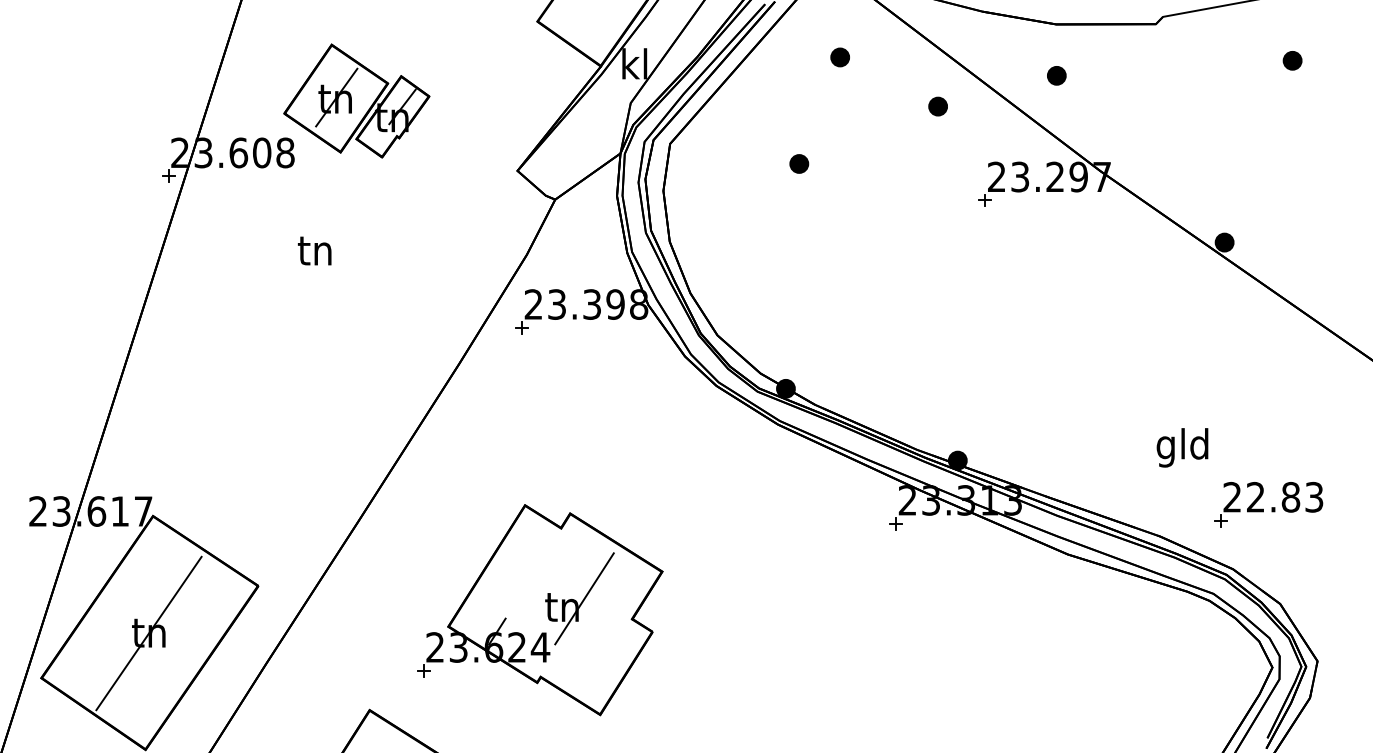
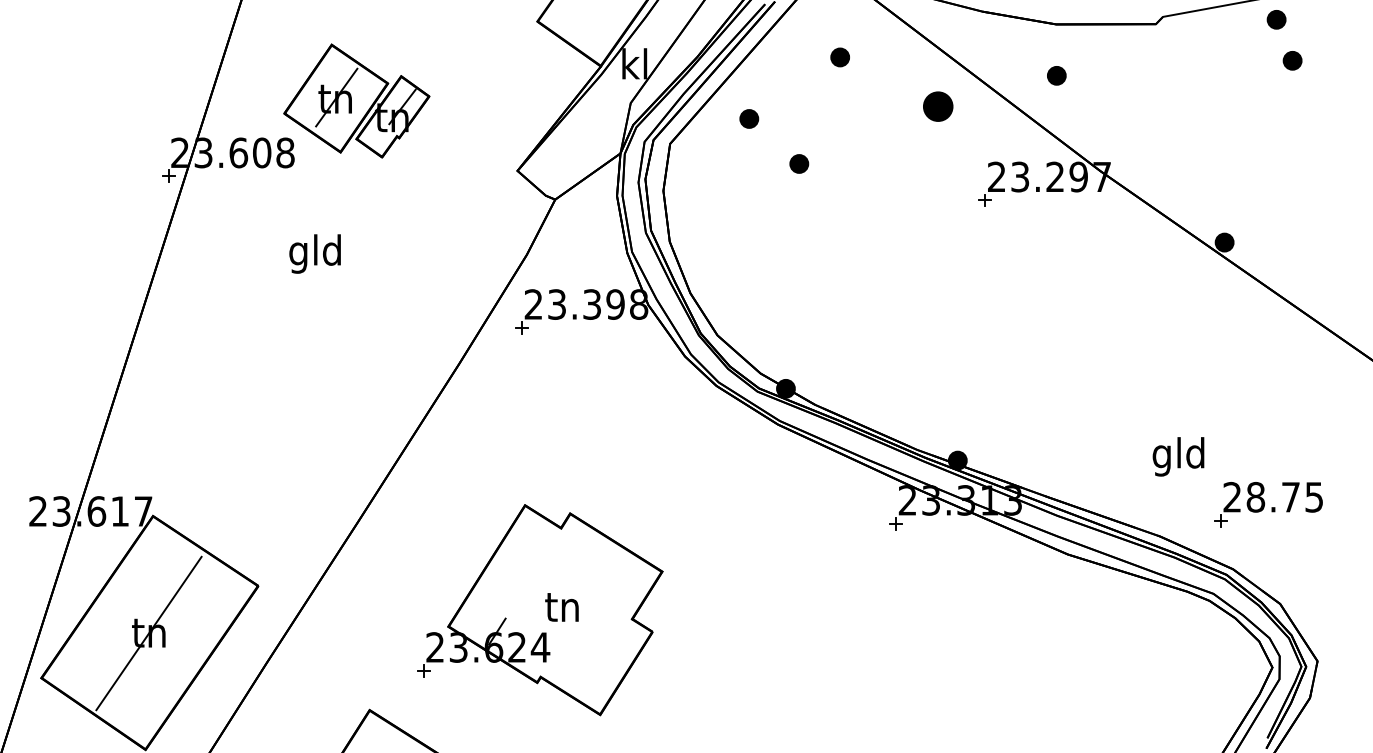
part: none -> present (1276, 19)
part size: 20x21 px -> 31x31 px (938, 106)
part: none -> present (749, 118)
text: tn -> gld (314, 253)
text position: (1182, 447) -> (1178, 456) (1178, 456)
text: 22.83 -> 28.75 (1284, 496)
line: present -> none (584, 598)
